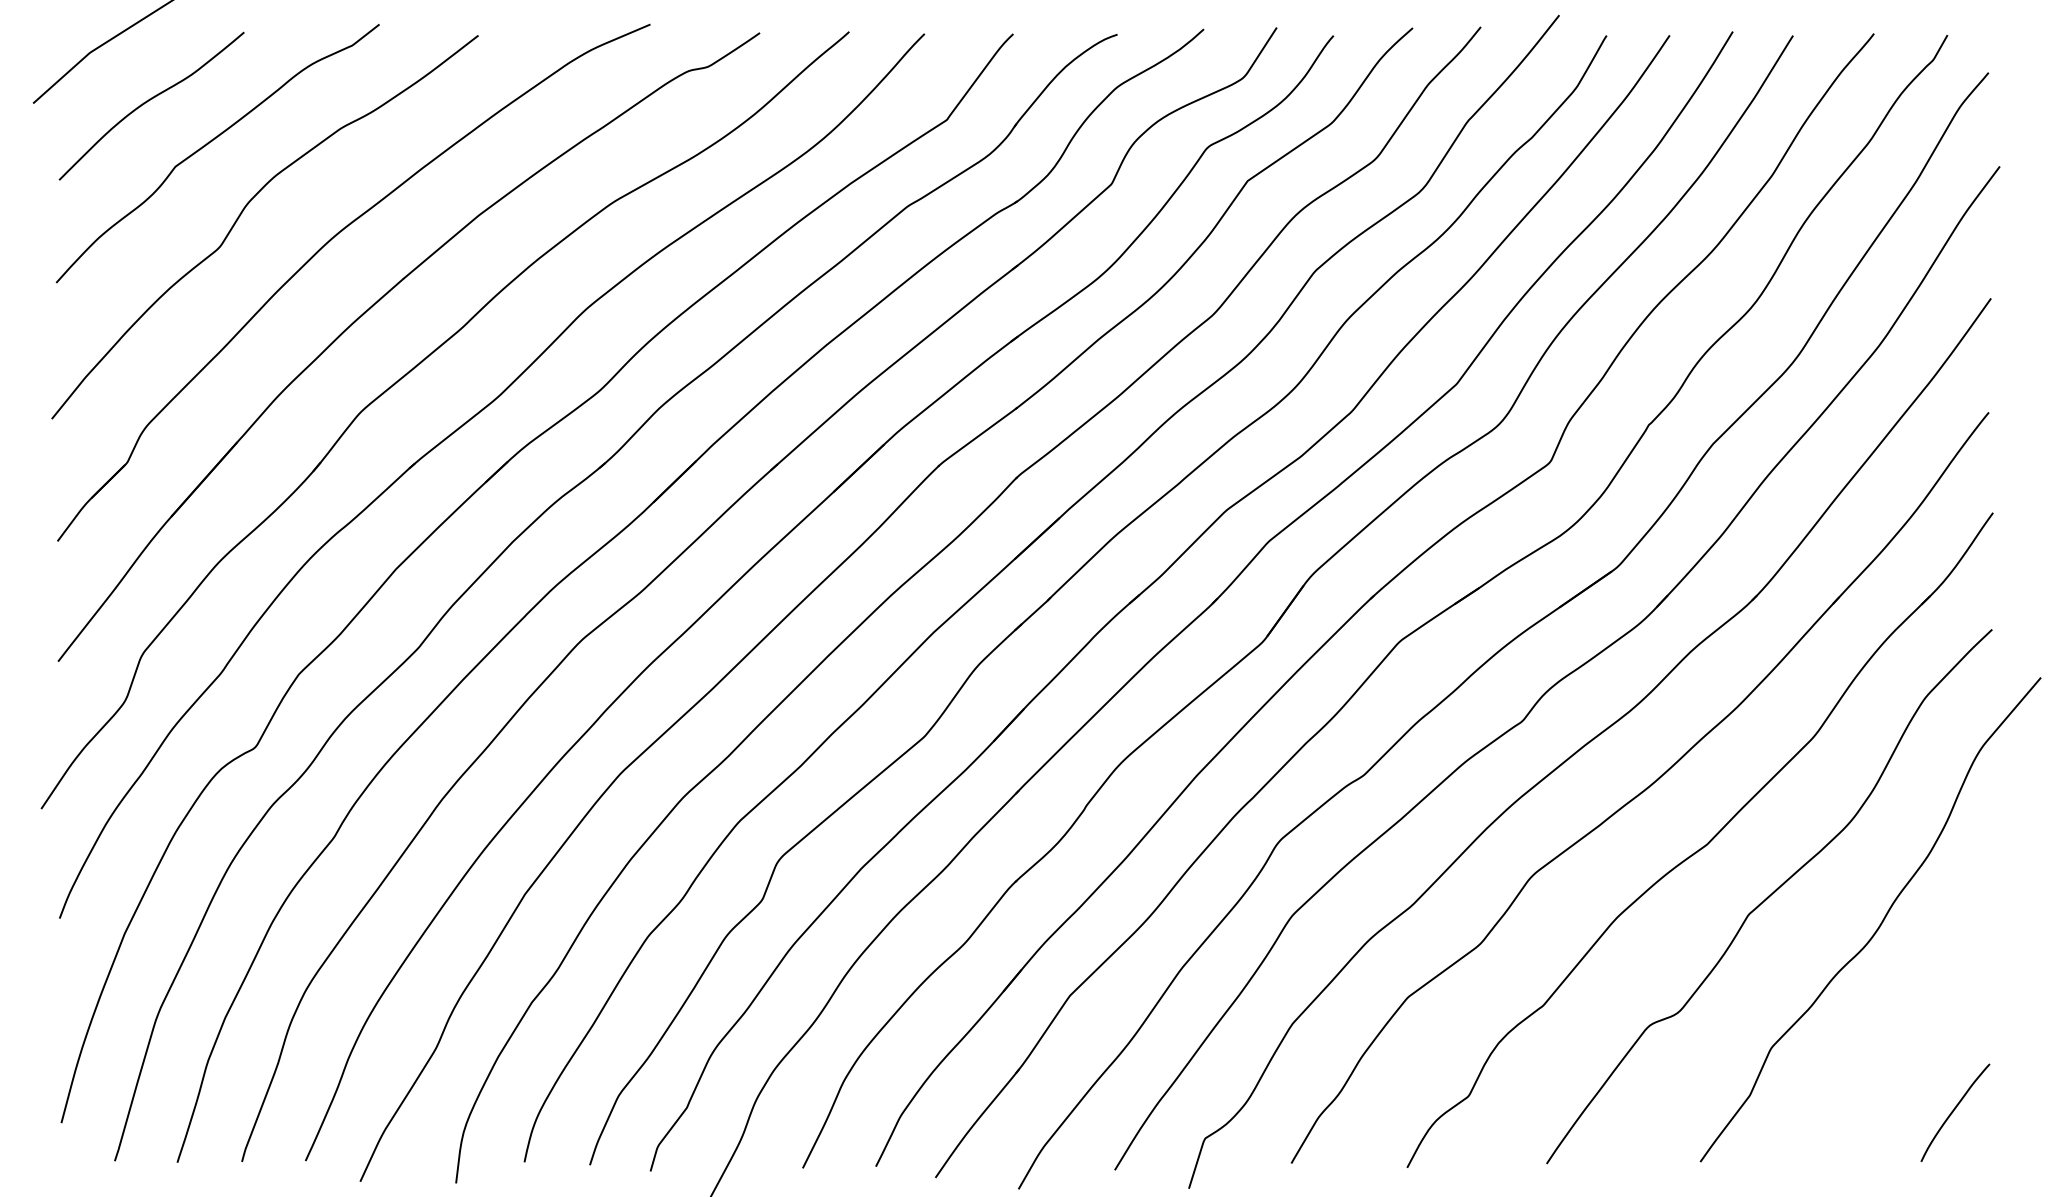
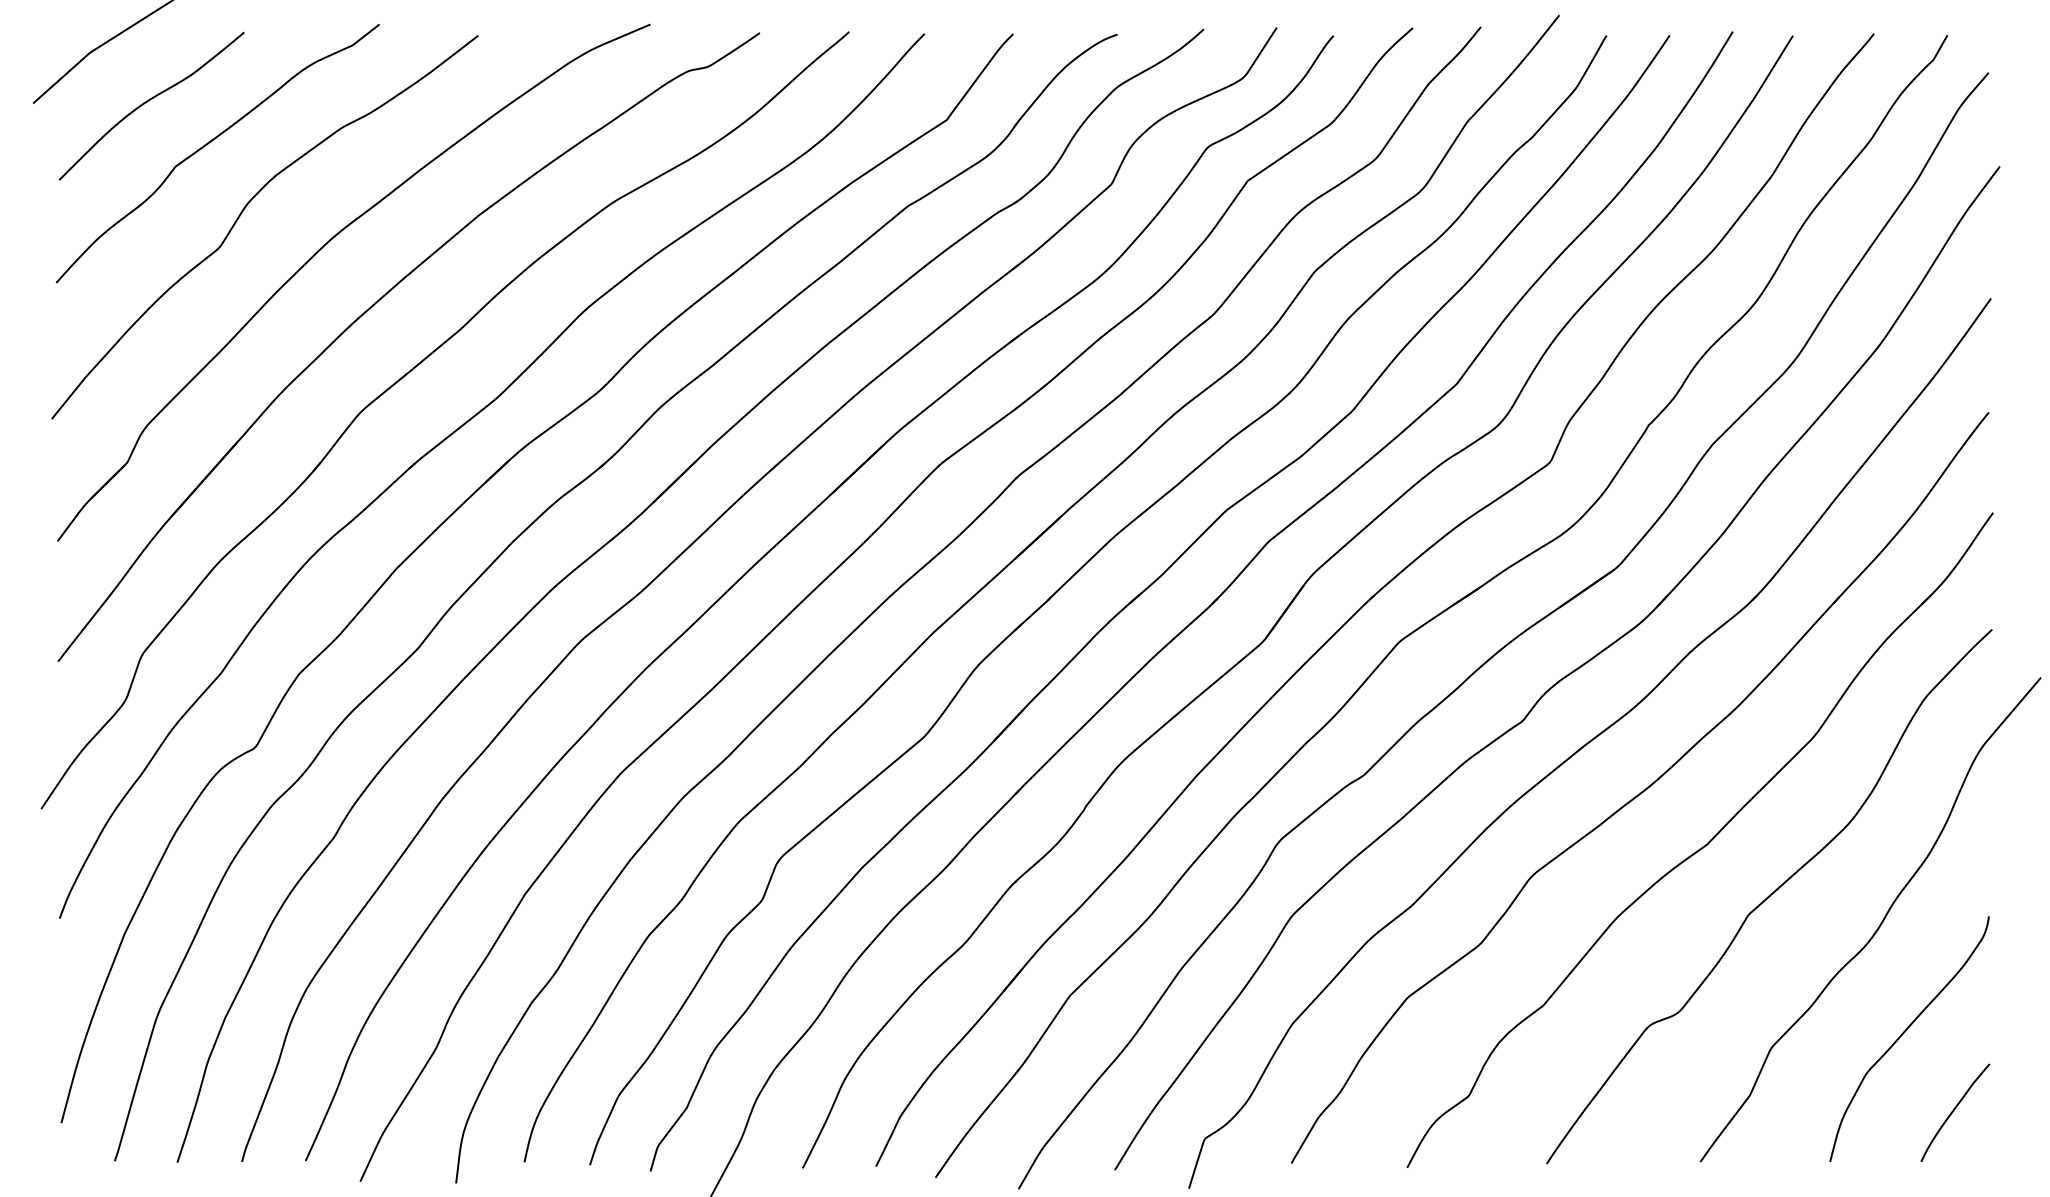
curve: none -> present (1904, 1033)
